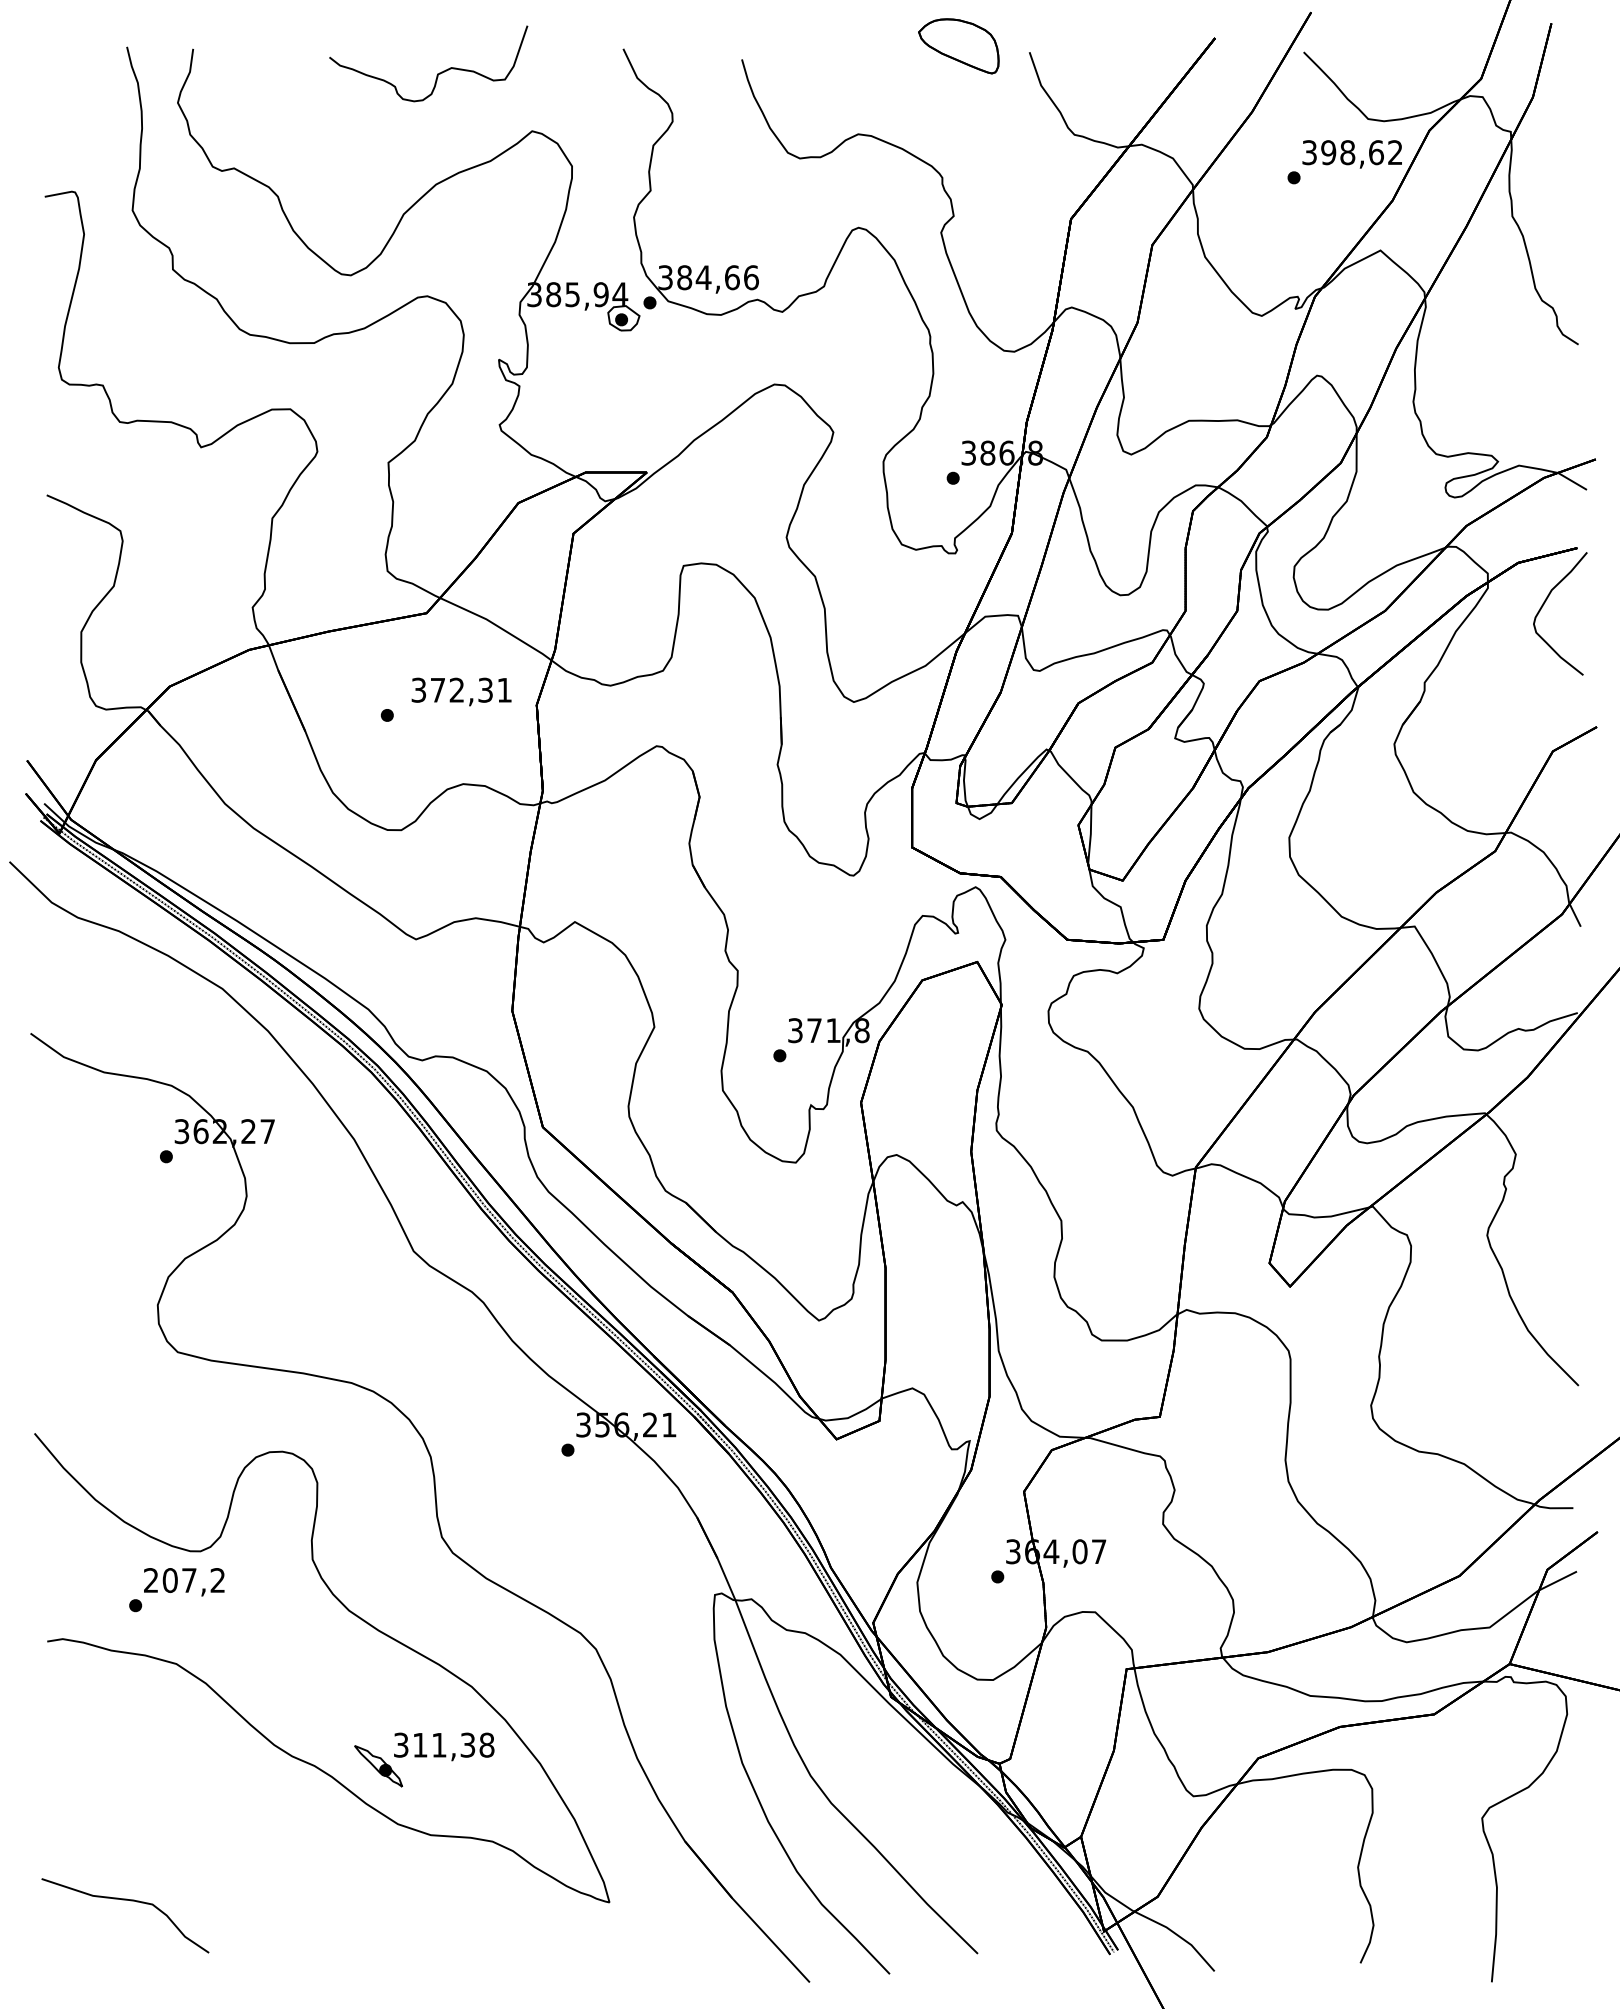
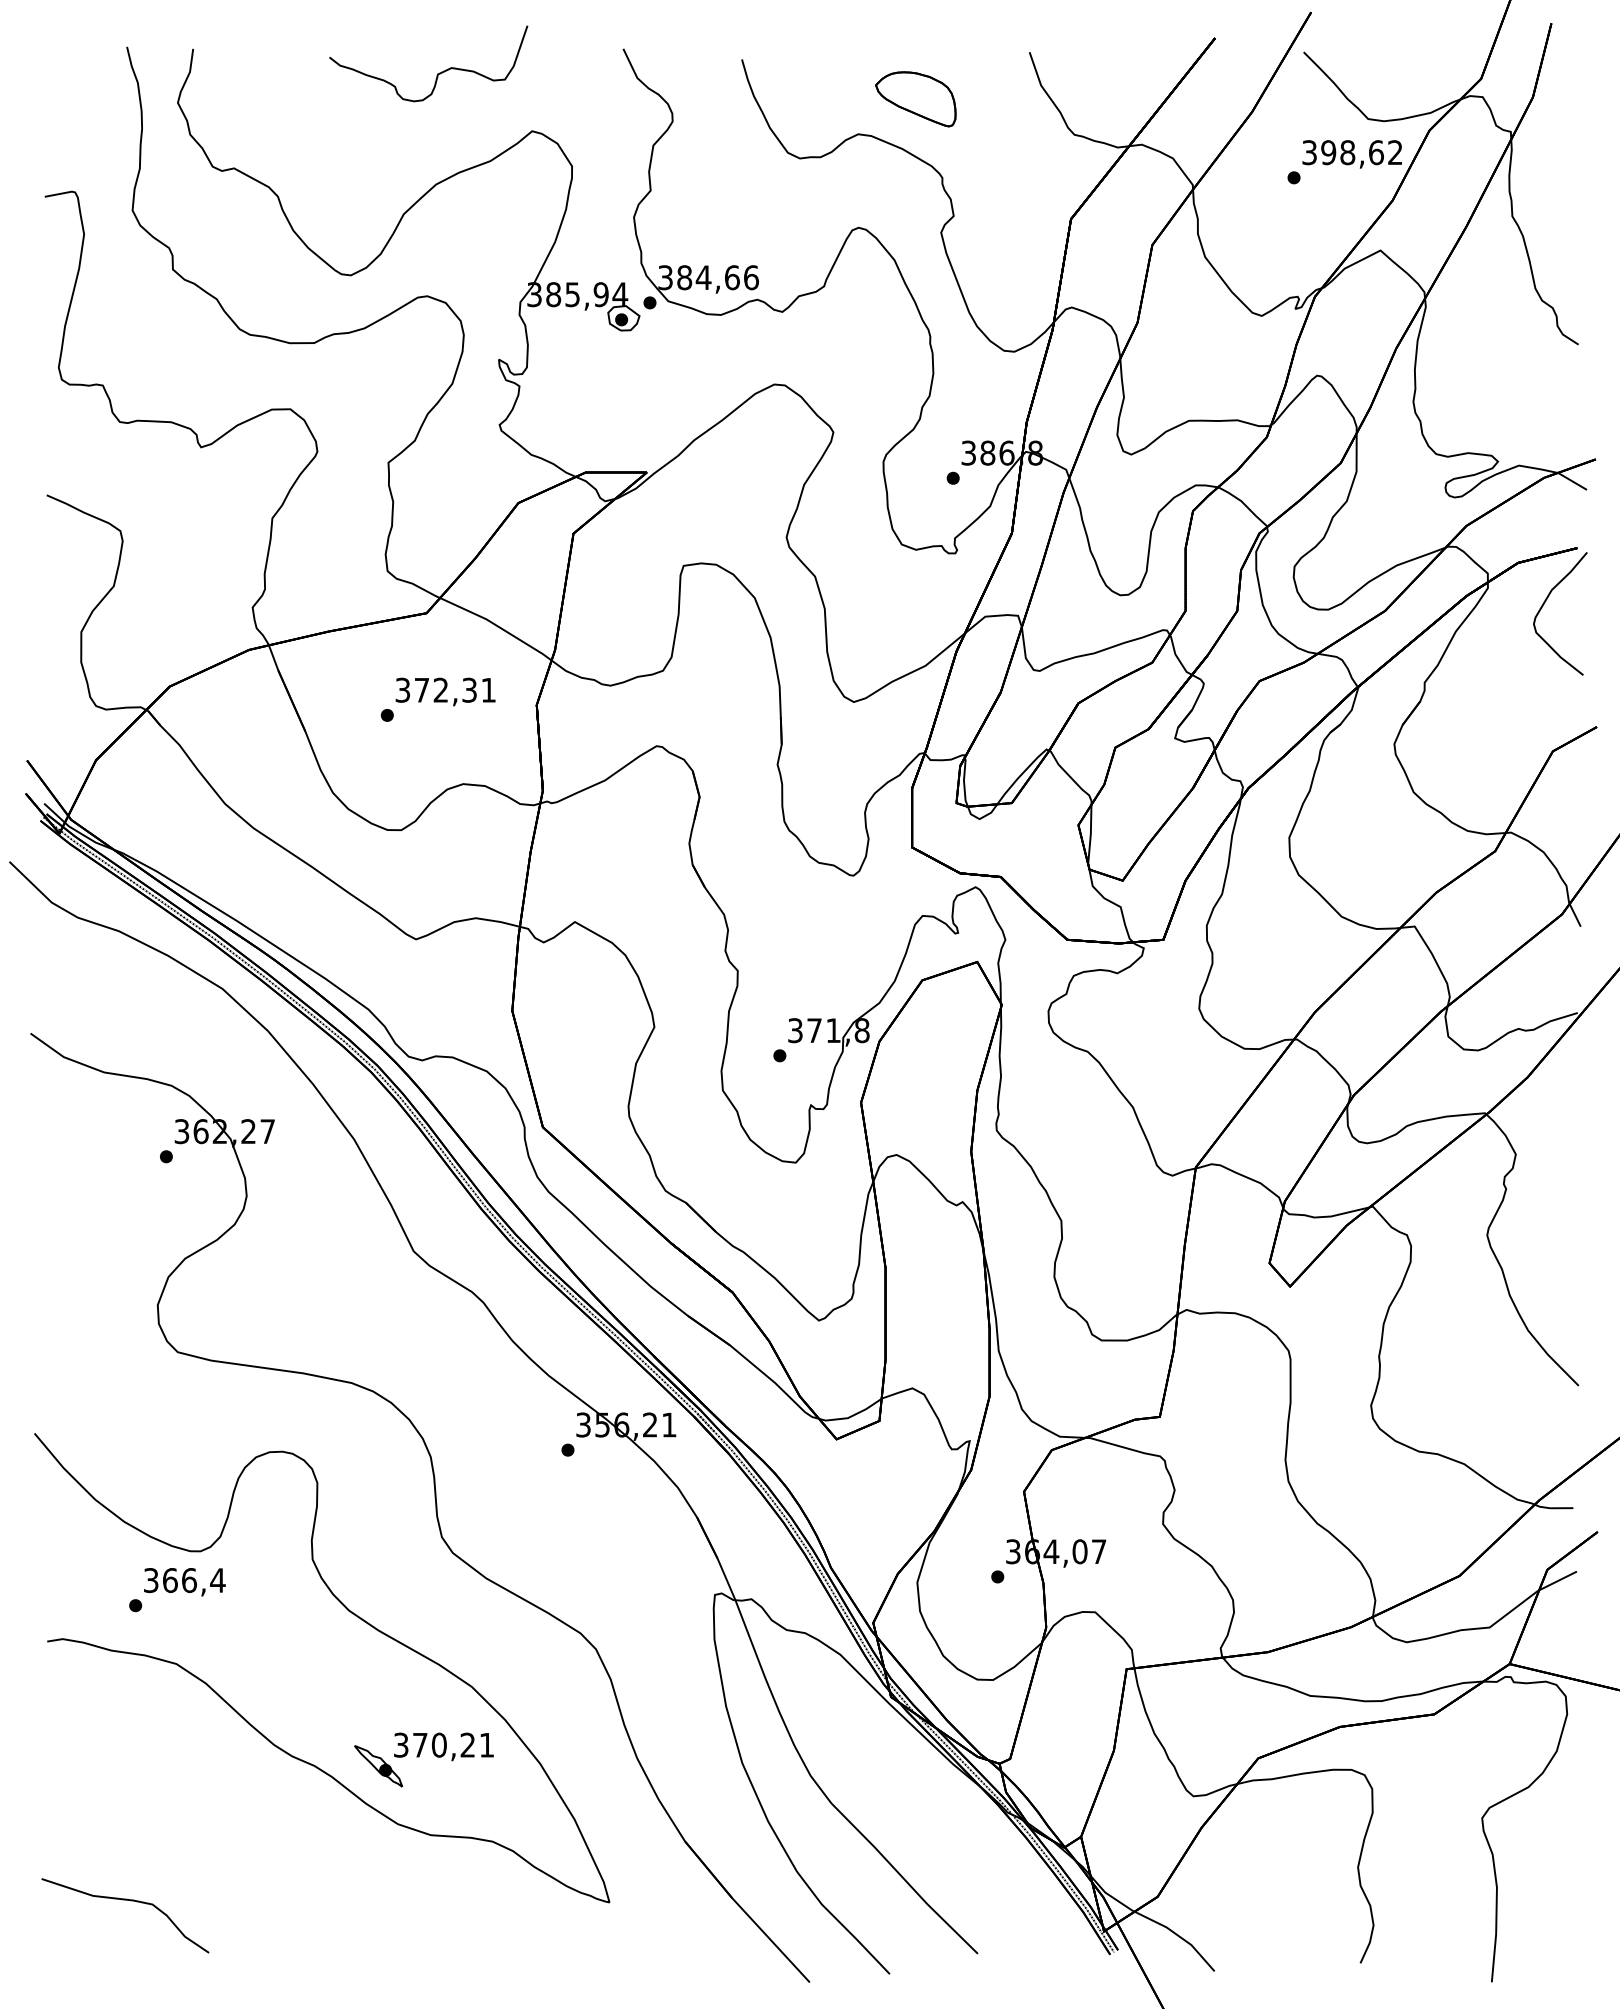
part position: (958, 46) -> (915, 99) (915, 99)
text position: (461, 691) -> (445, 691) (445, 691)
text: 207,2 -> 366,4 (184, 1580)
text: 311,38 -> 370,21 (453, 1744)
